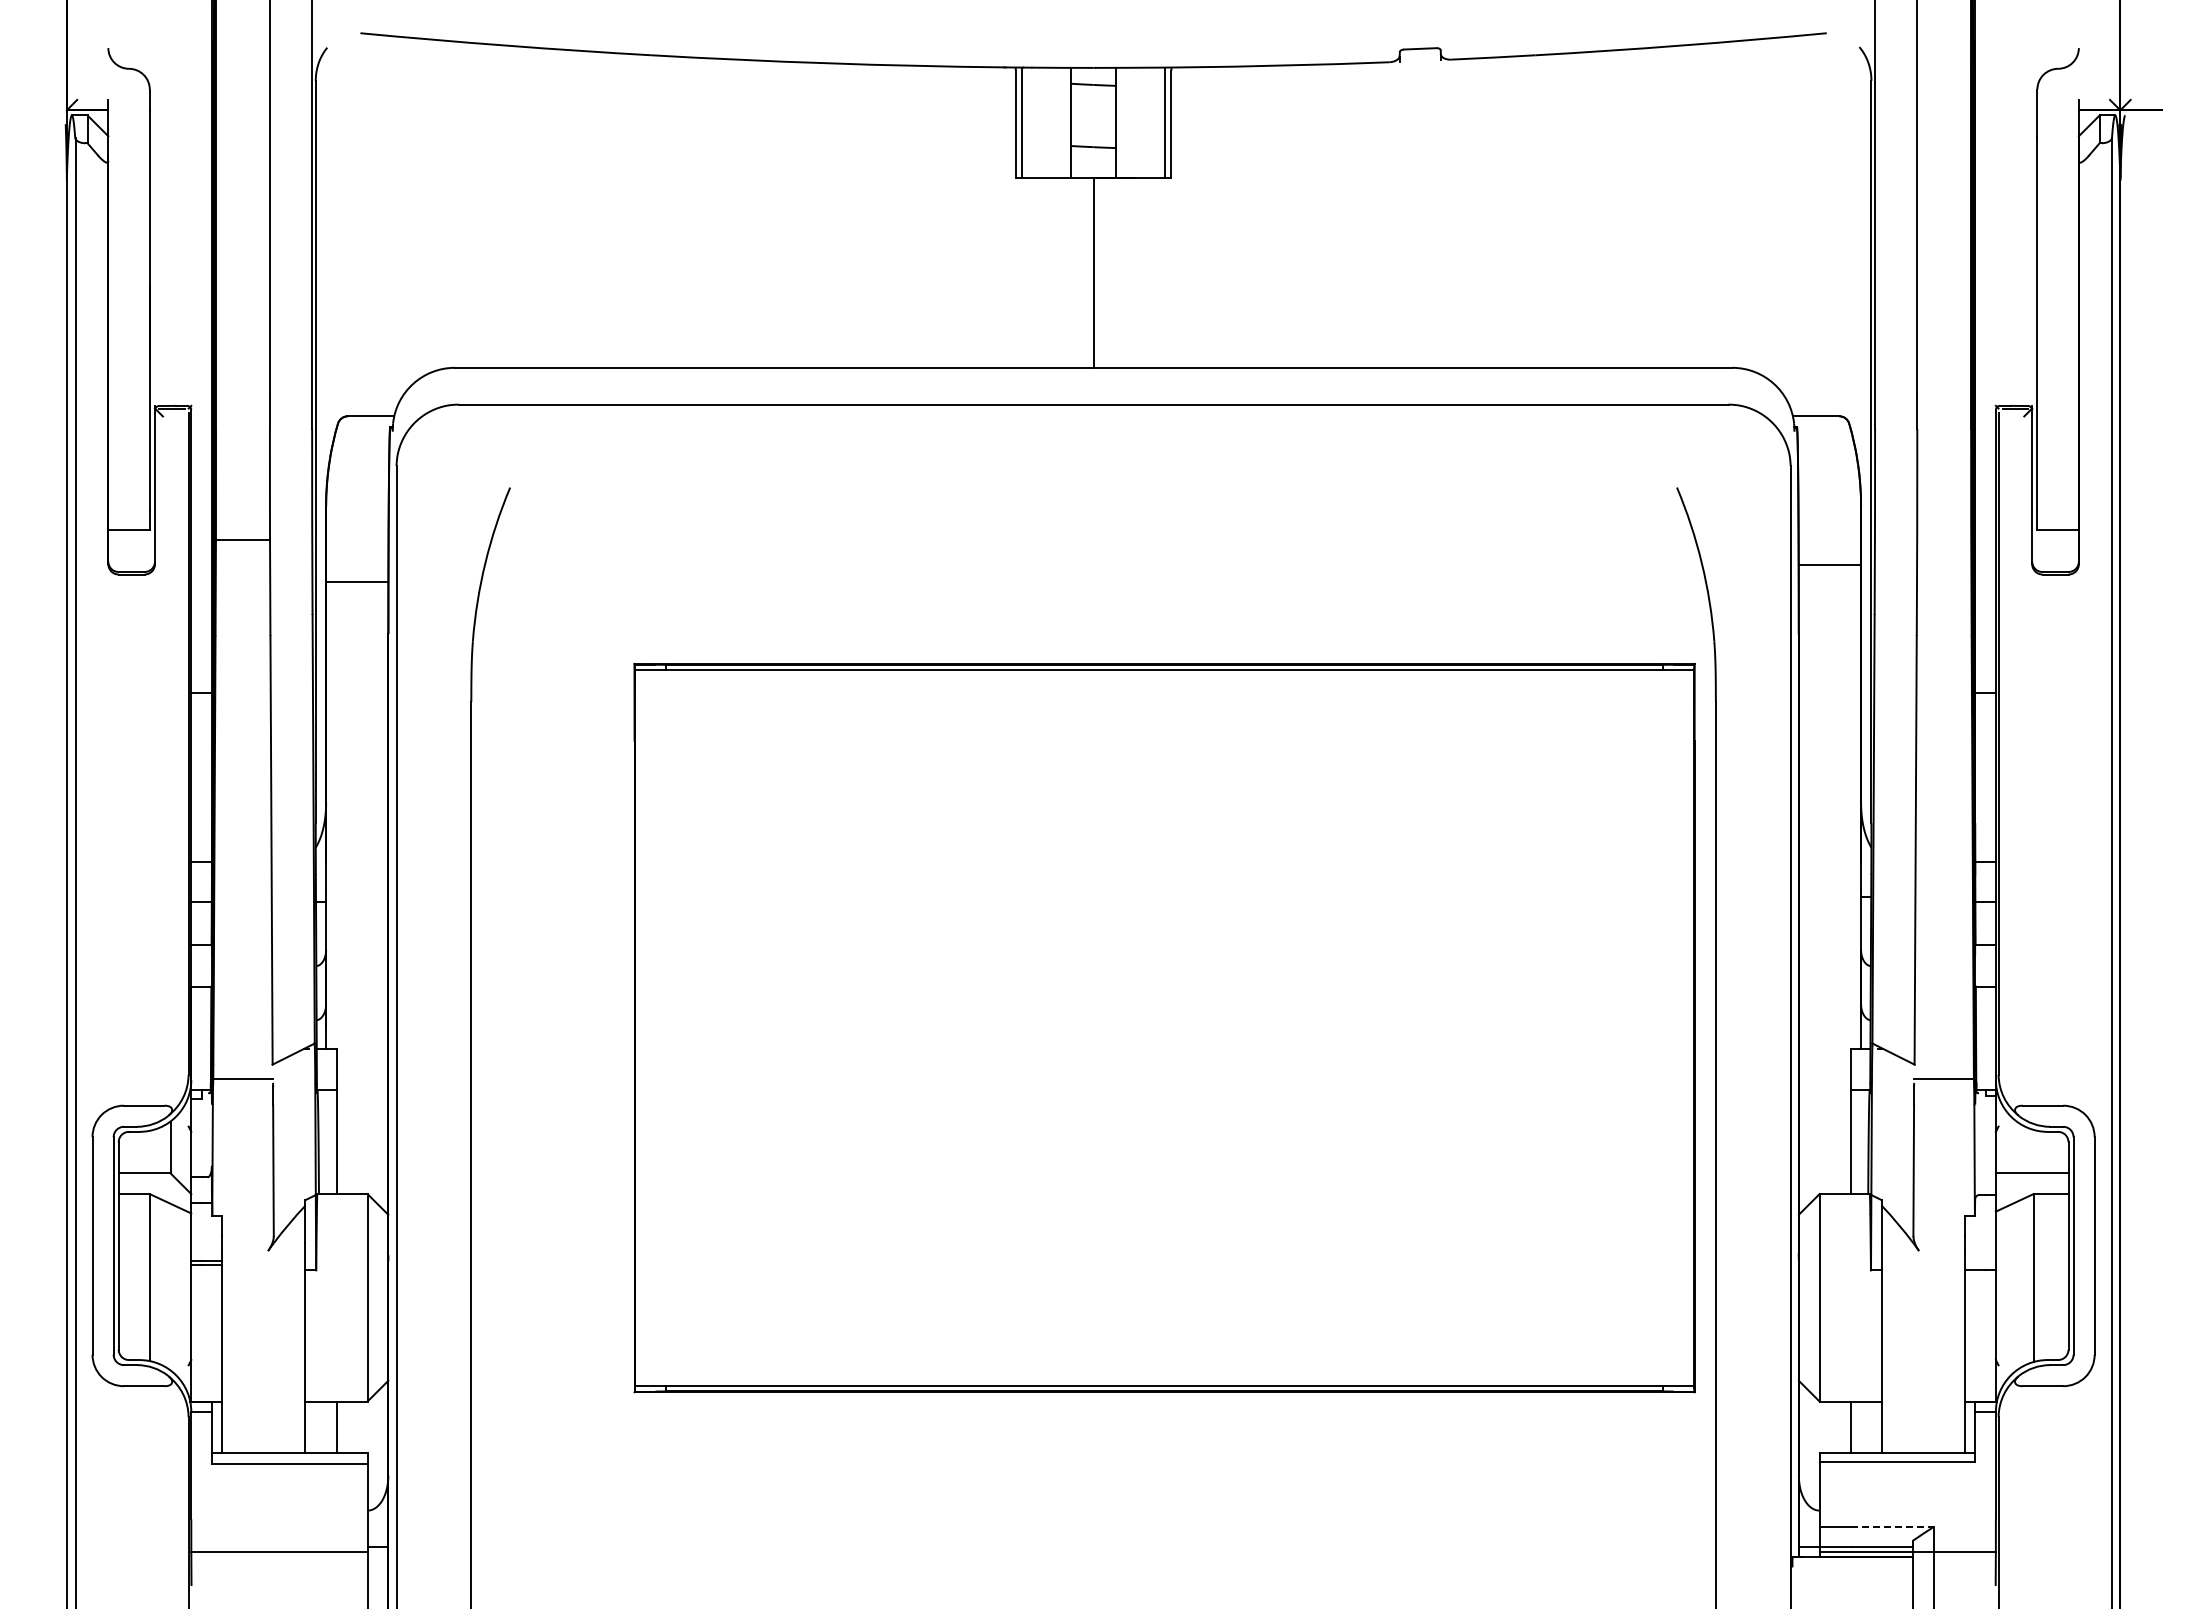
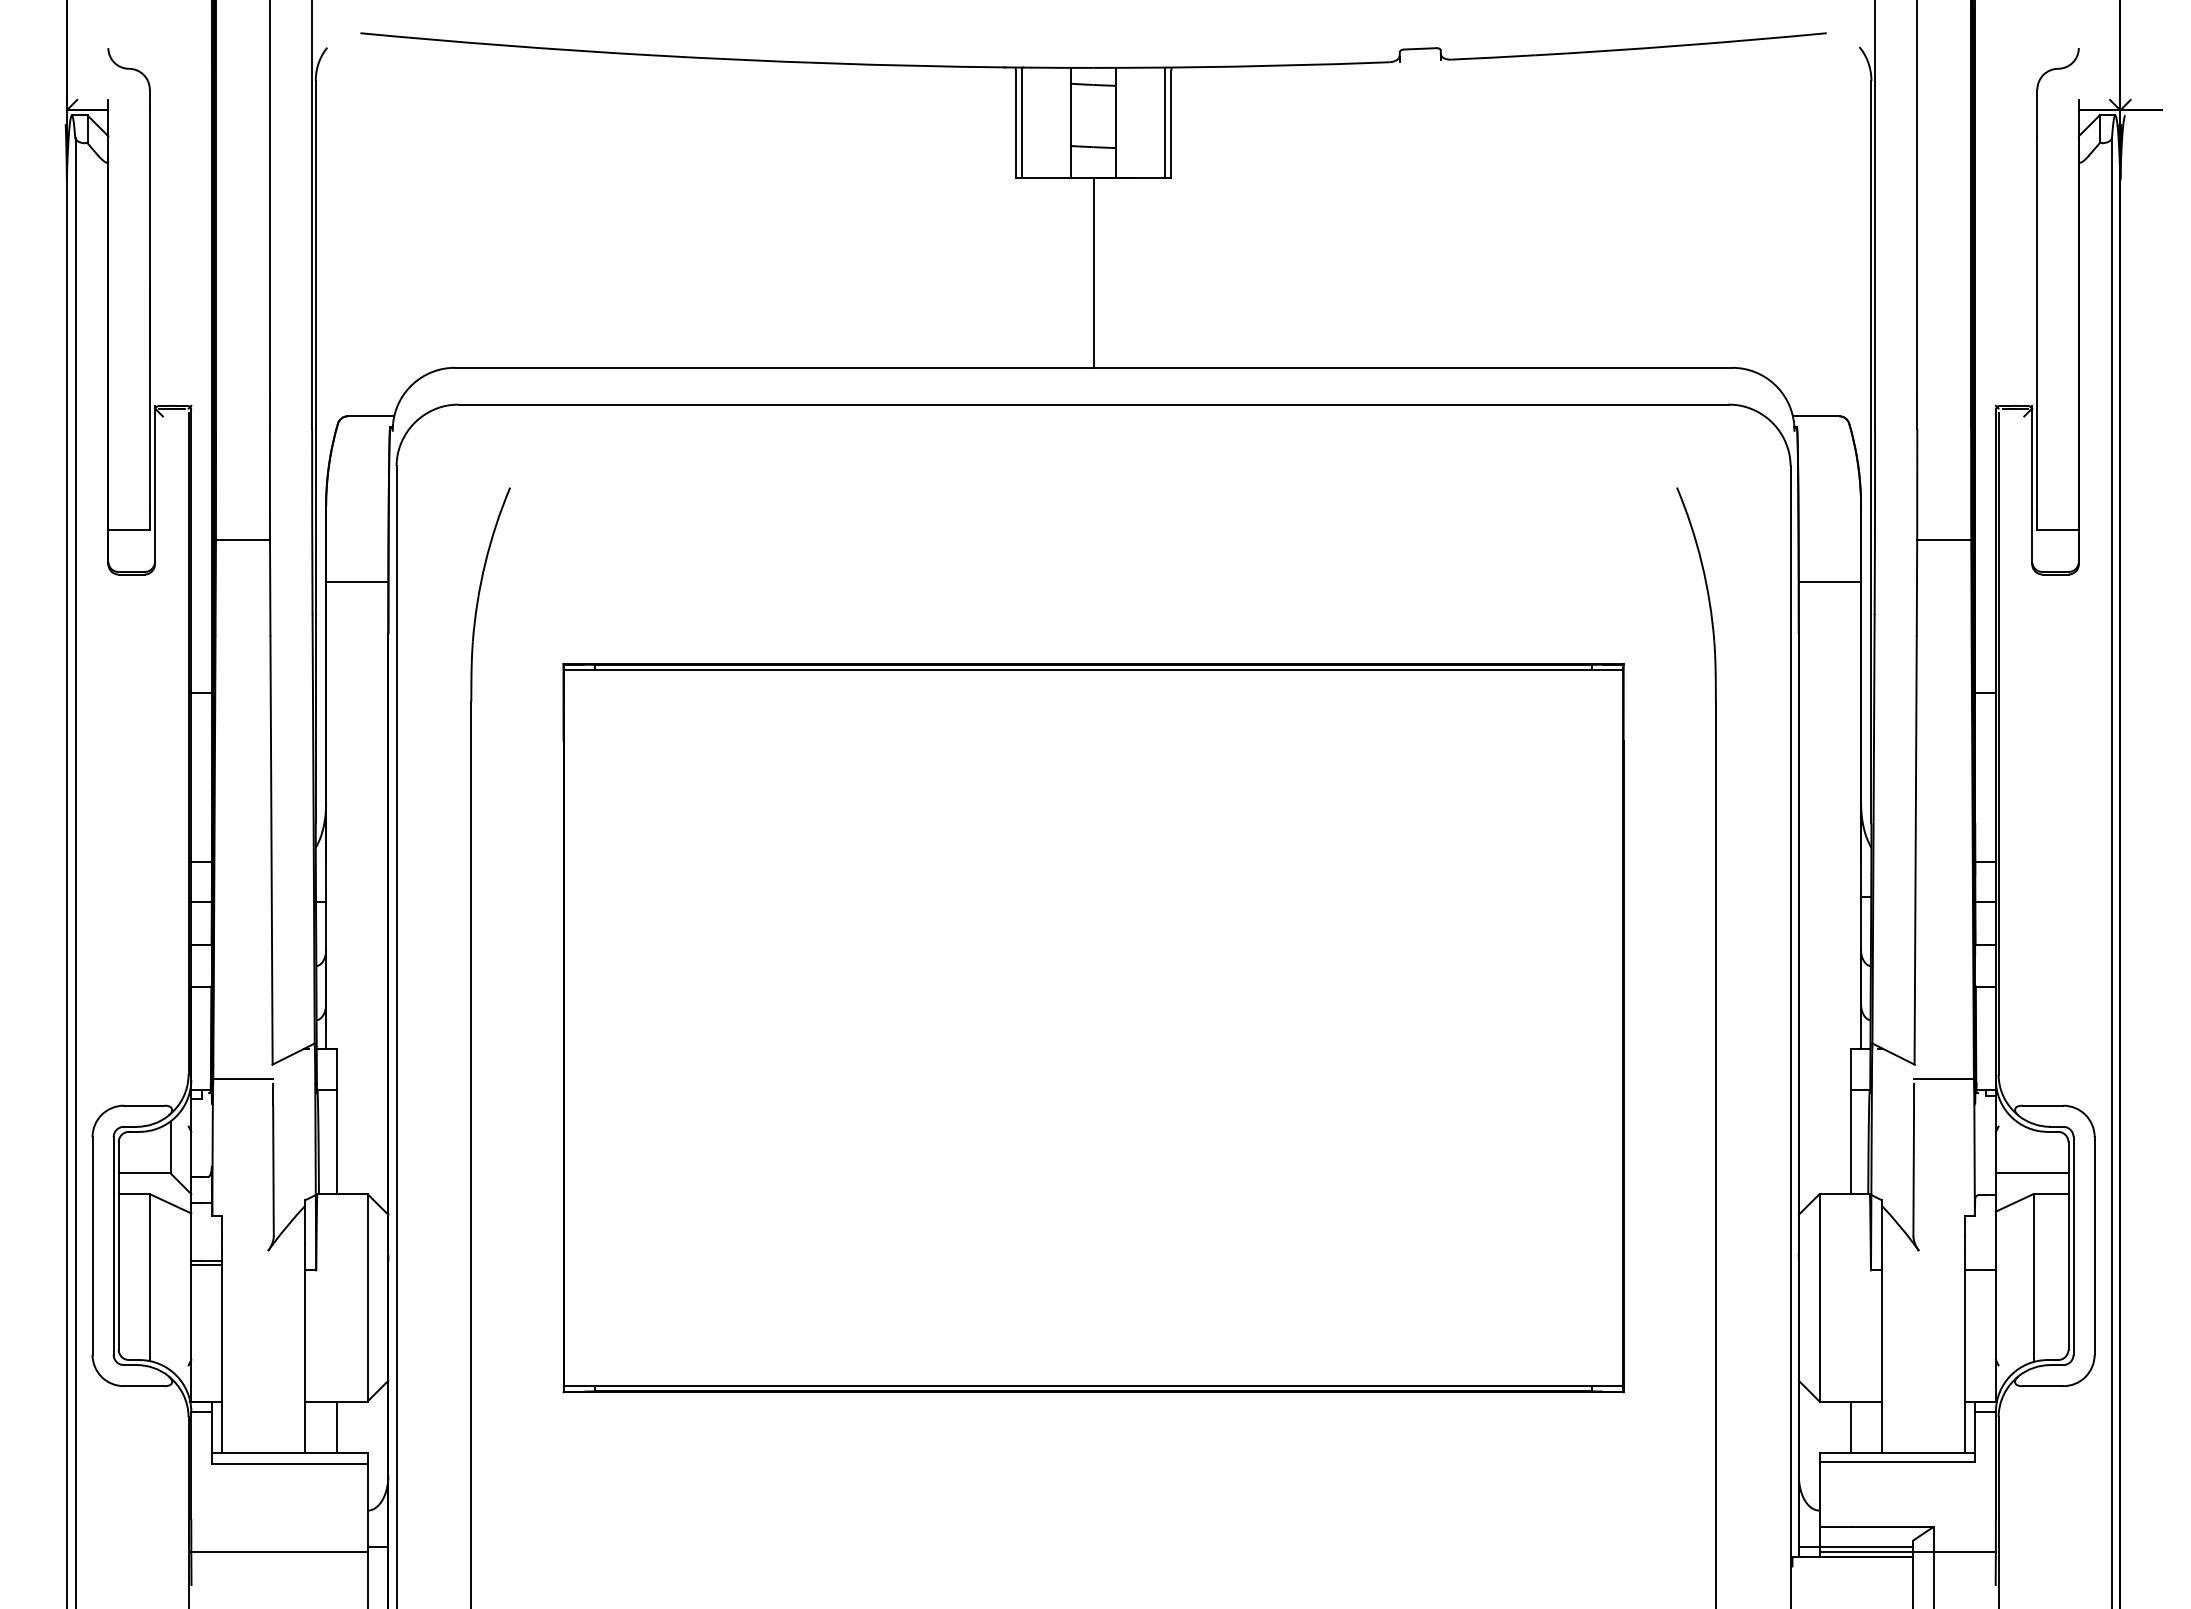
line: none -> present (1943, 540)
line position: (1829, 565) -> (1829, 582) (1829, 582)
part position: (1164, 1027) -> (1093, 1027) (1093, 1027)
line: dashed -> solid (1892, 1526)
